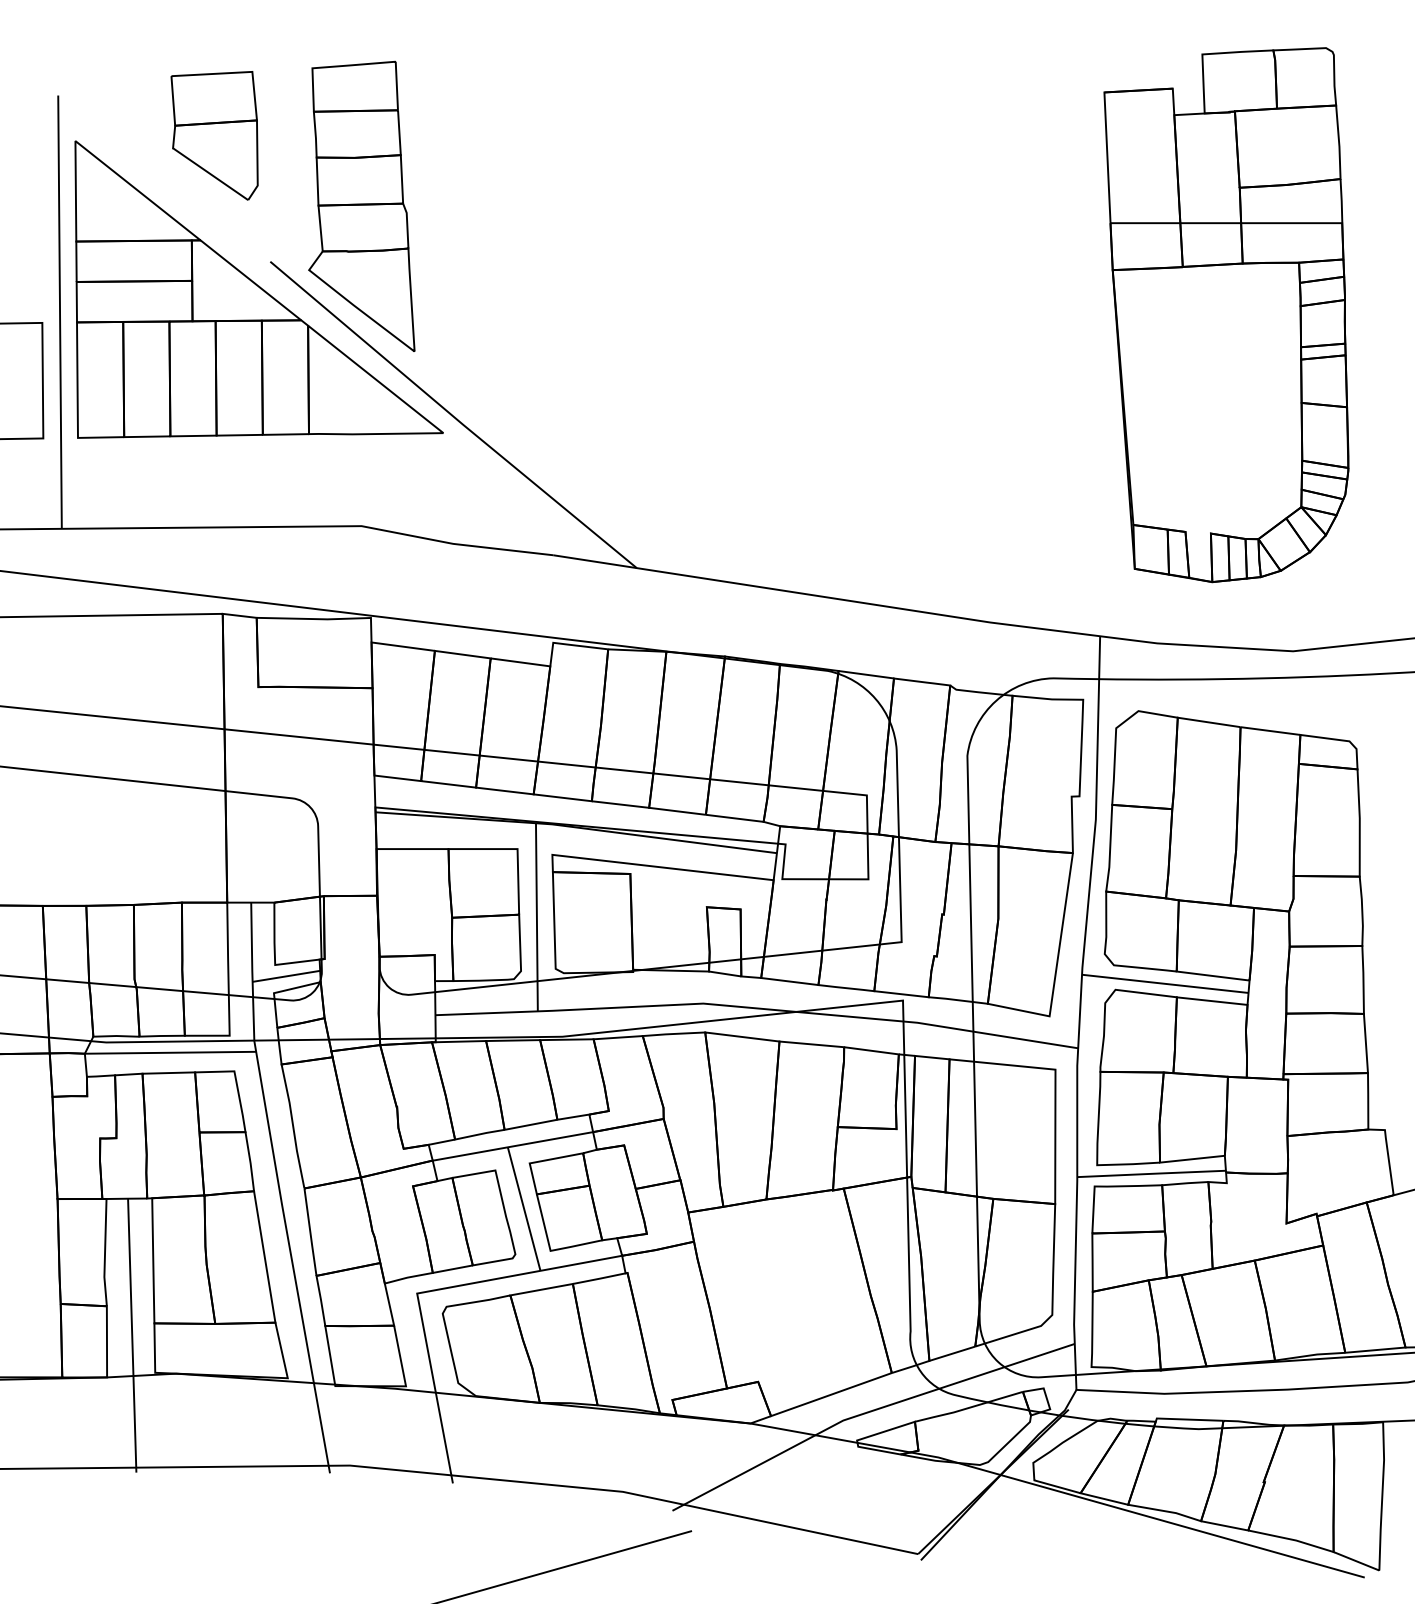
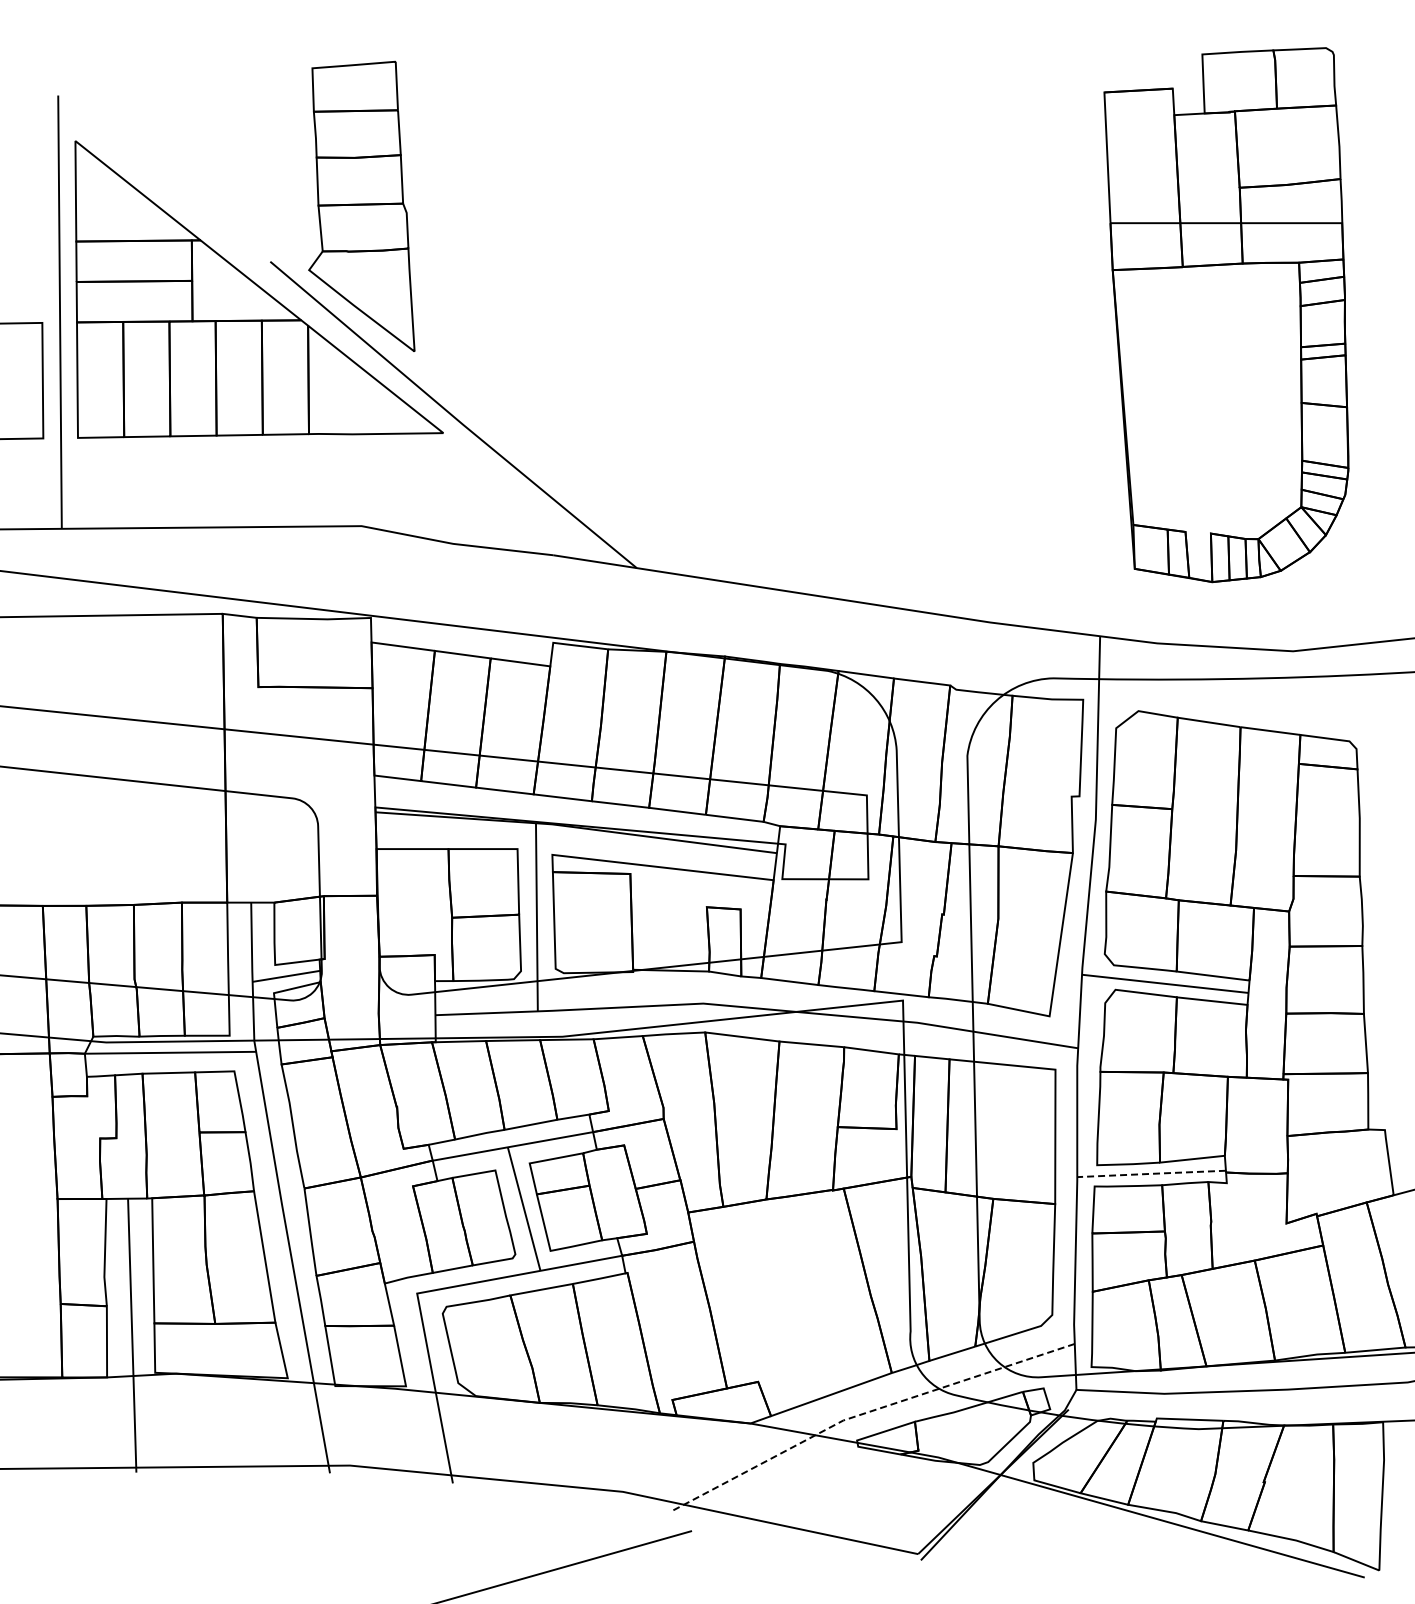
part: present -> none (214, 135)
line: solid -> dashed (1151, 1173)
line: solid -> dashed (866, 1412)
